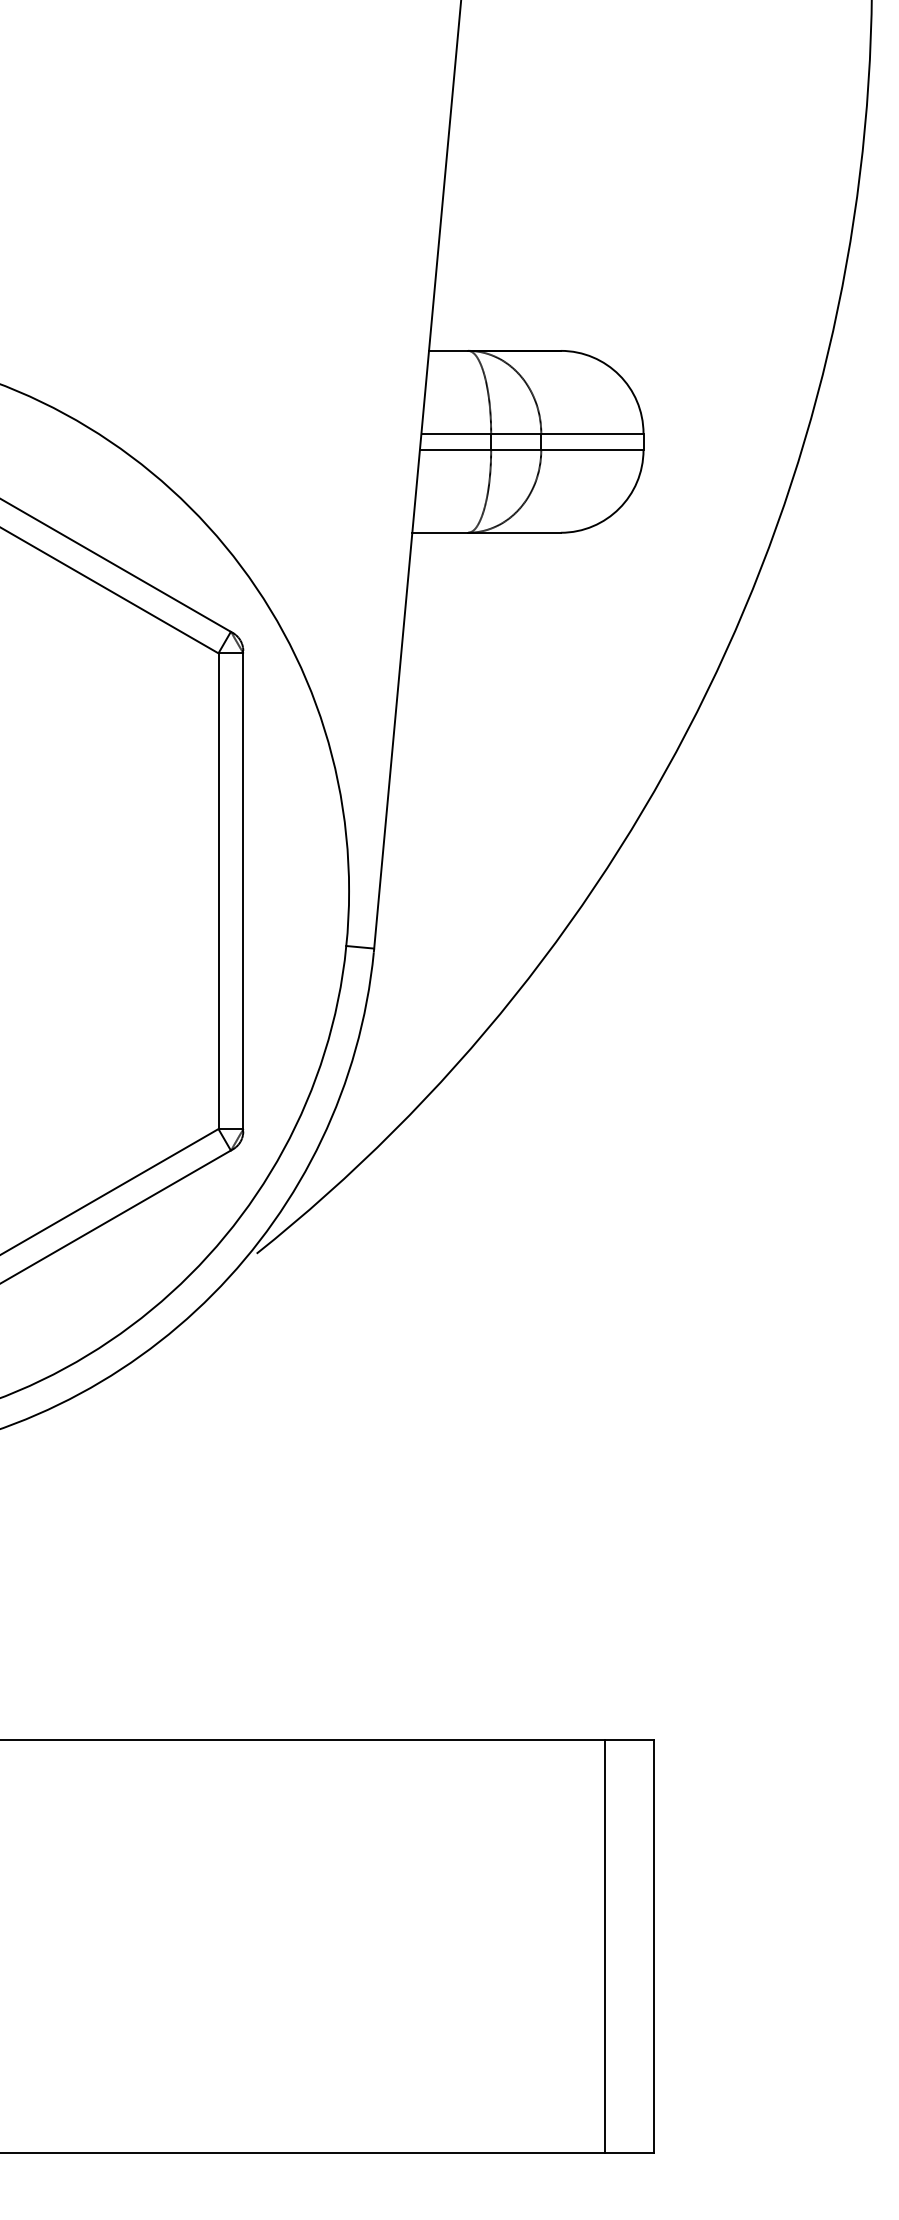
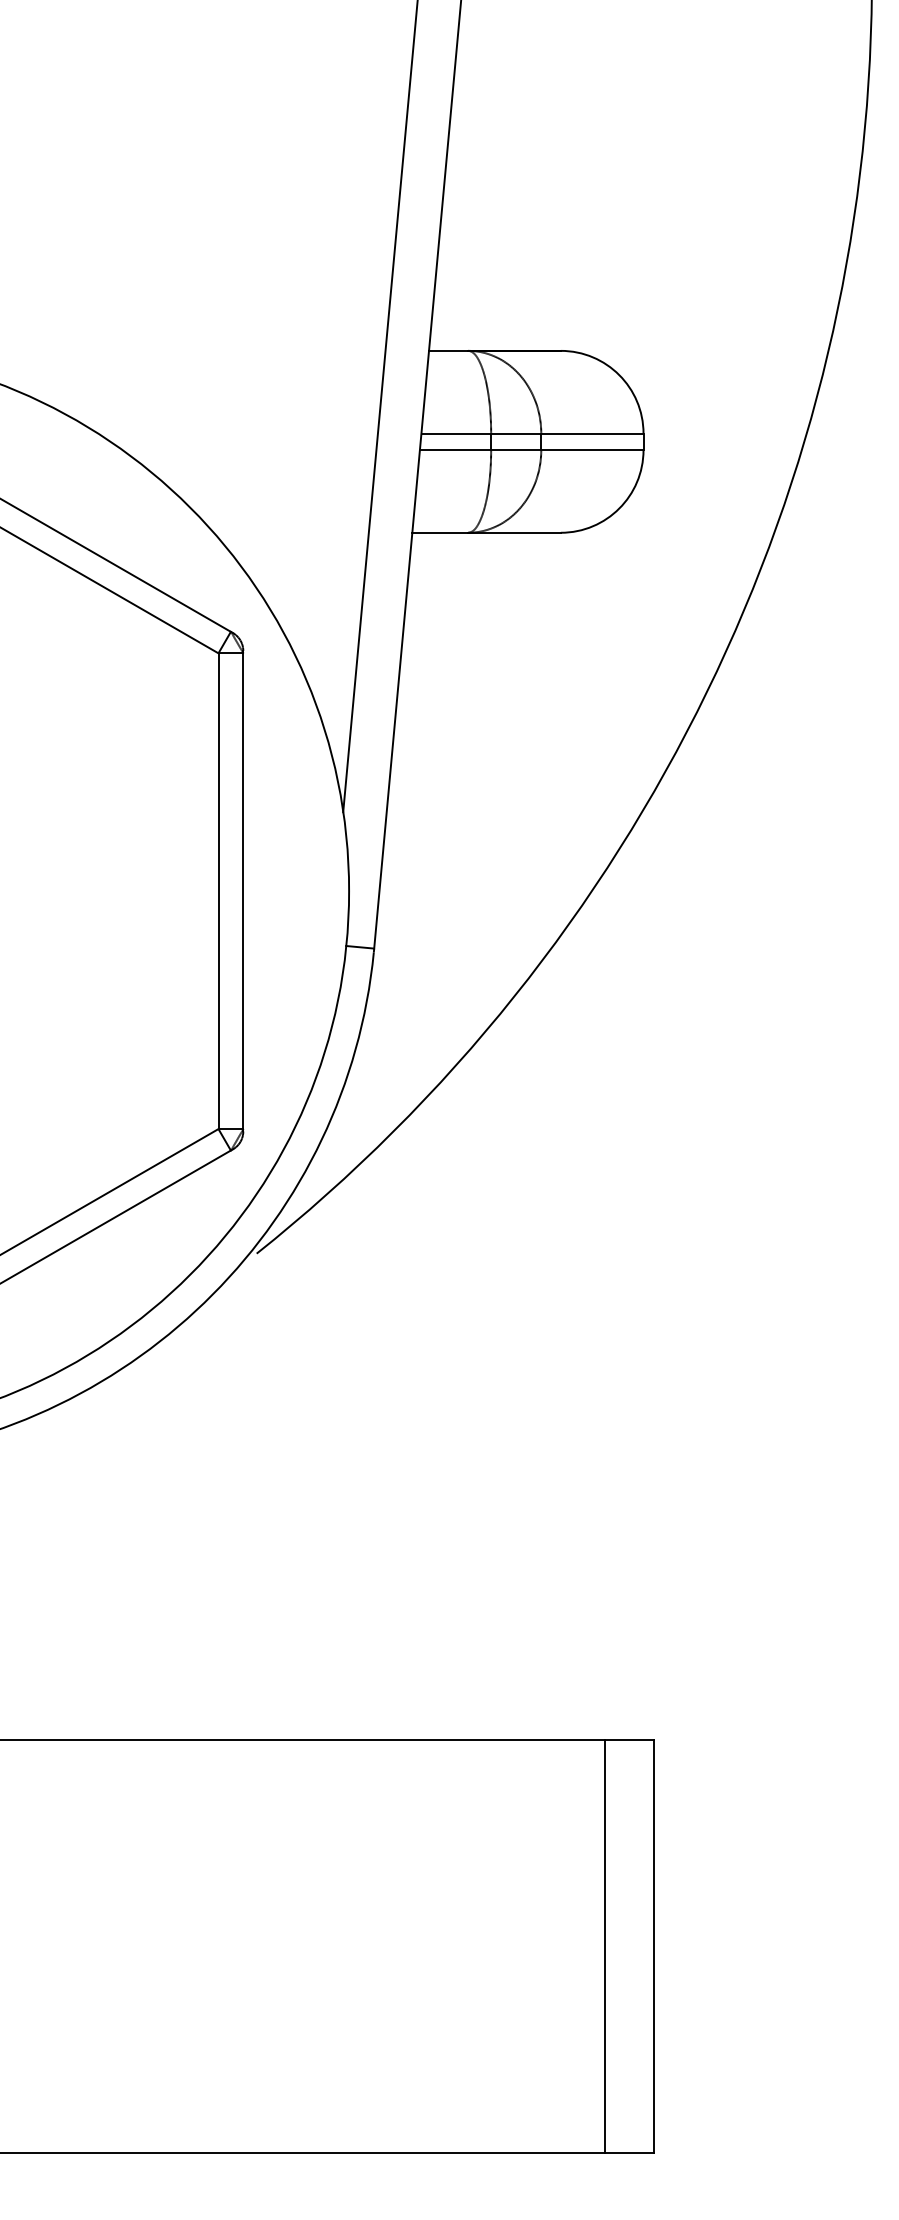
line: none -> present (380, 407)
